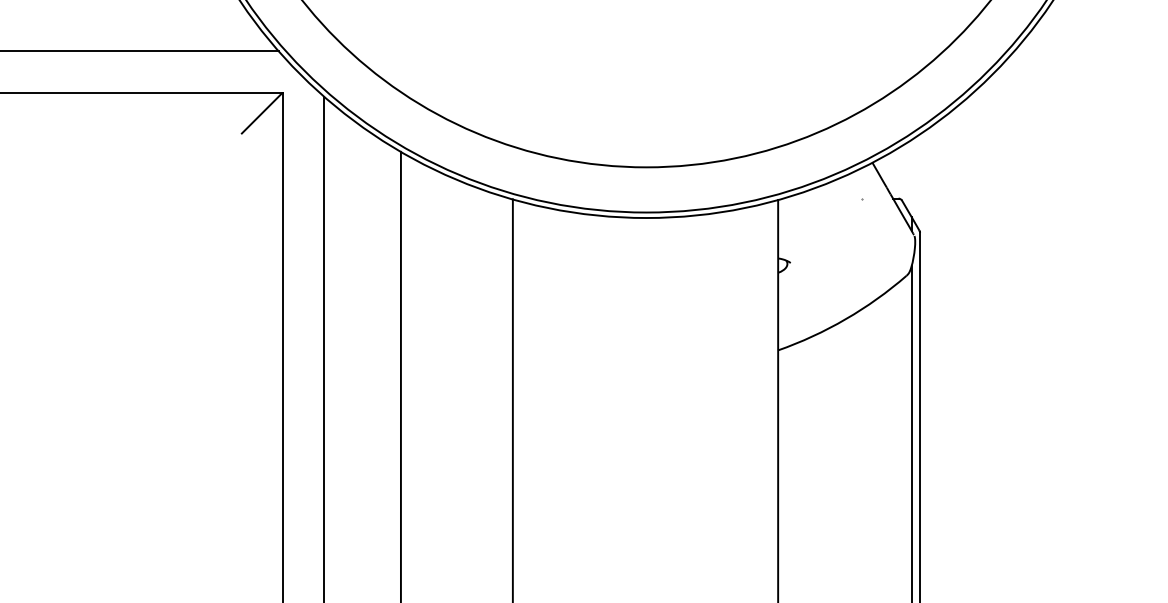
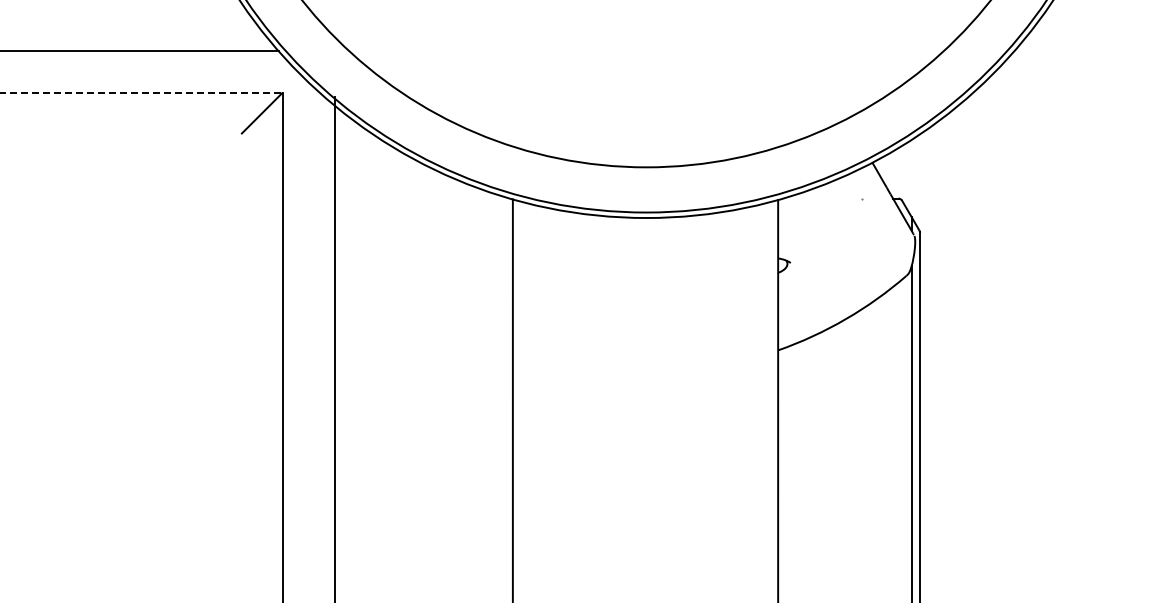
line: solid -> dashed (141, 92)
line position: (324, 347) -> (335, 347) (335, 347)
line: present -> none (400, 375)
